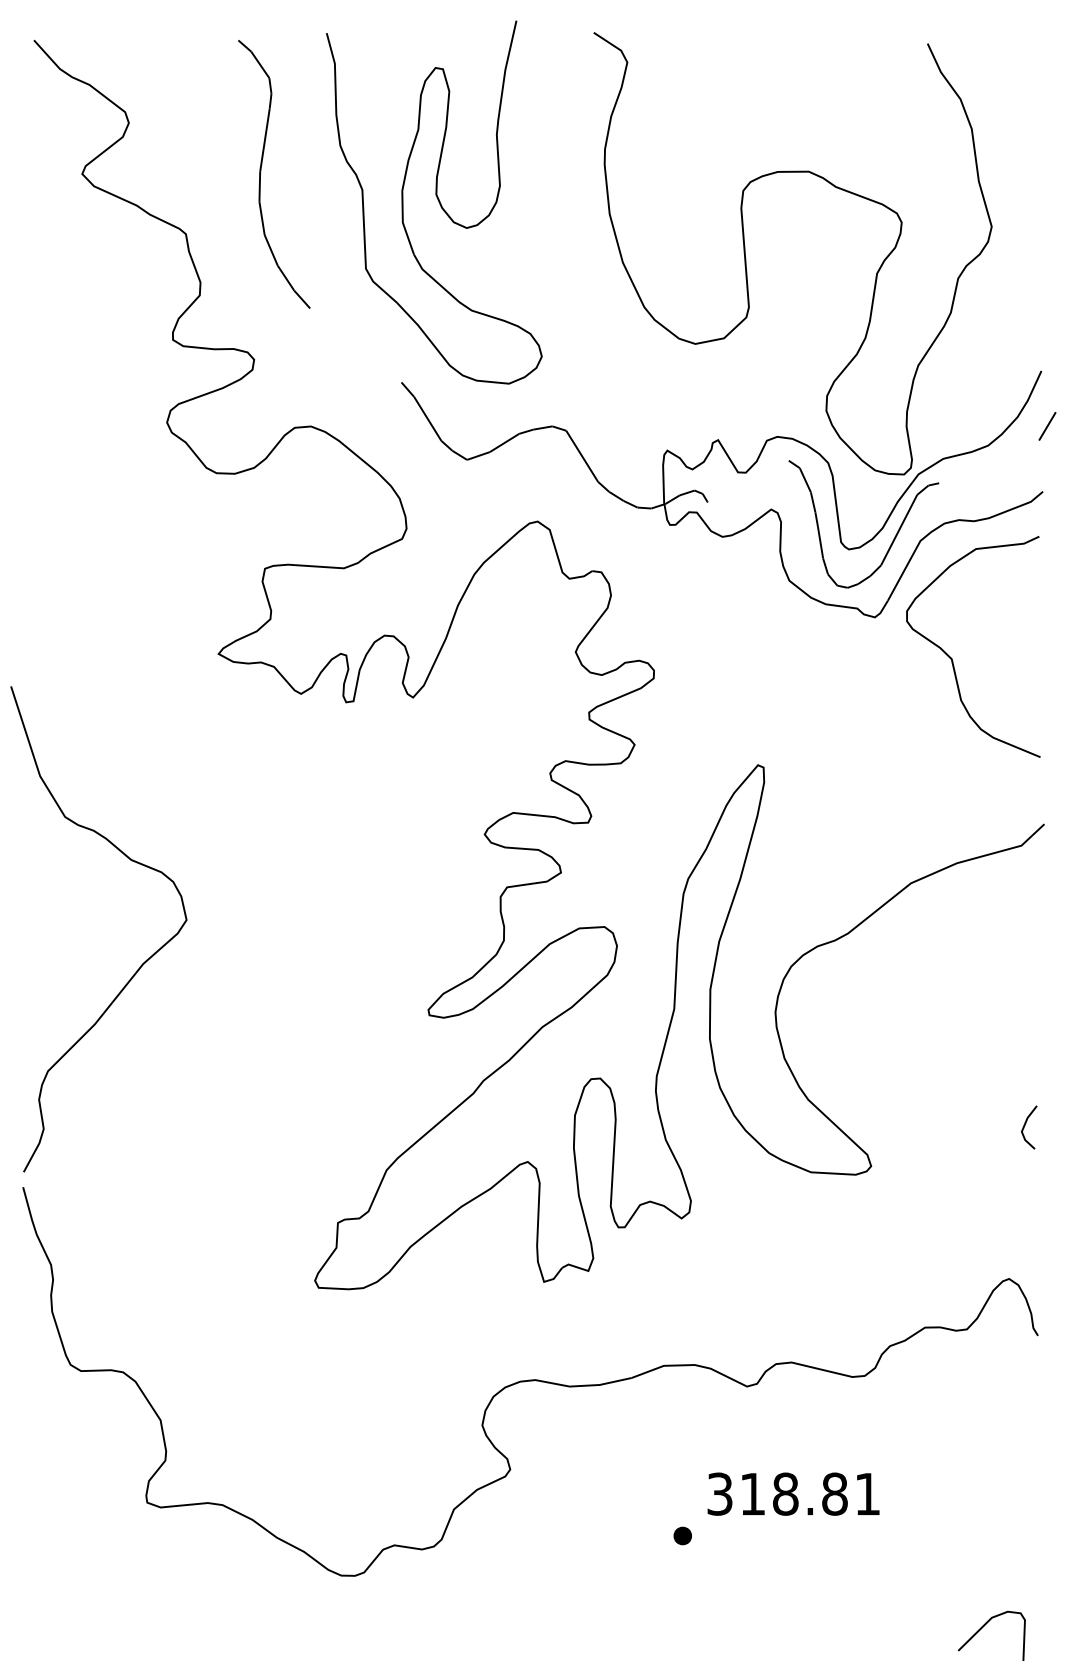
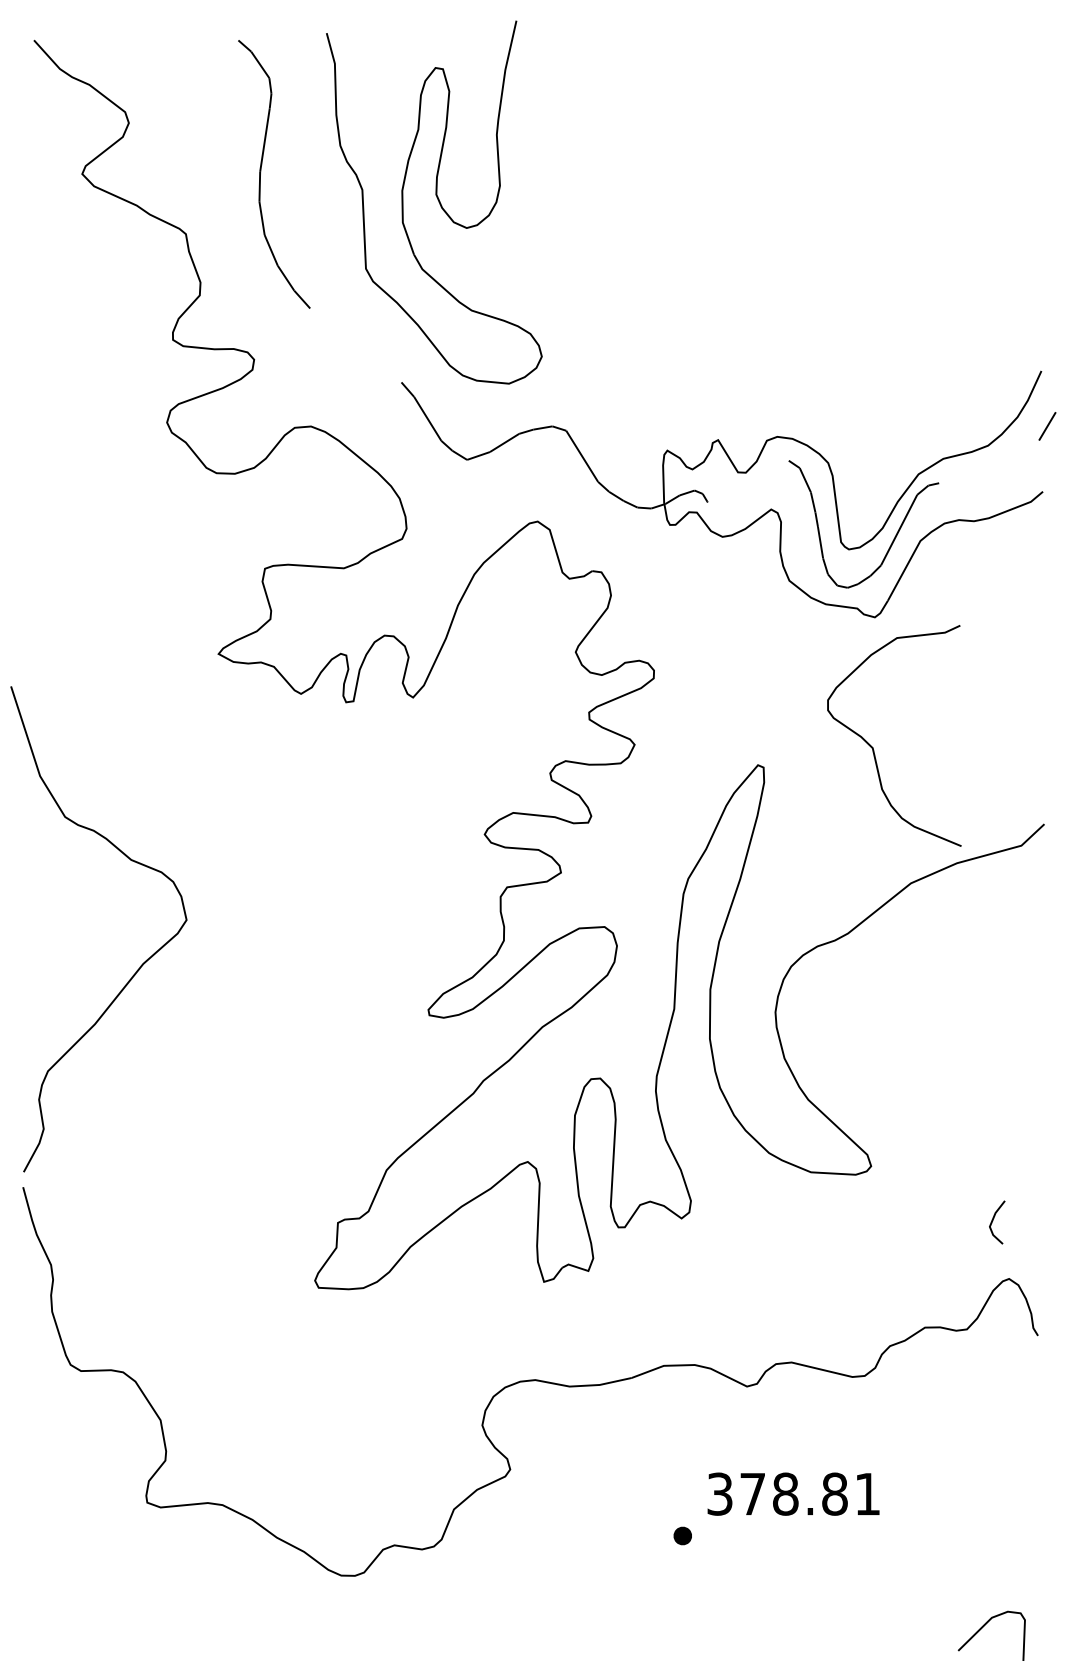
curve: present -> none (746, 258)
curve position: (952, 658) -> (873, 747) (873, 747)
line position: (1025, 1125) -> (993, 1220) (993, 1220)
text: 318.81 -> 378.81 (752, 1494)
